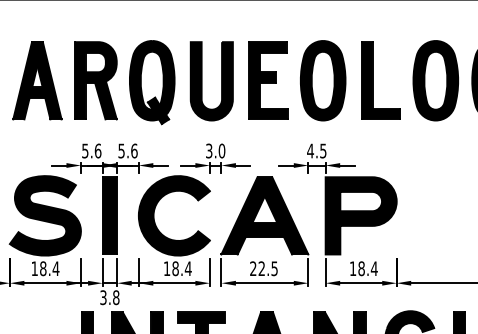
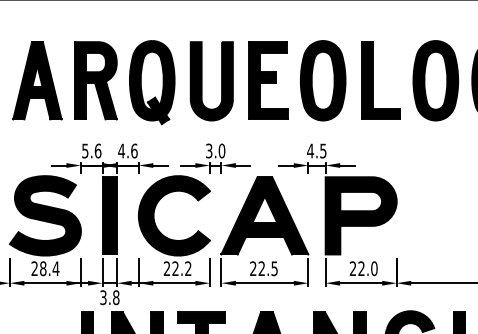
text: 5.6 -> 4.6 (121, 150)
text: 18.4 -> 28.4 (34, 268)
text: 18.4 -> 22.2 (177, 268)
text: 18.4 -> 22.0 (363, 268)
